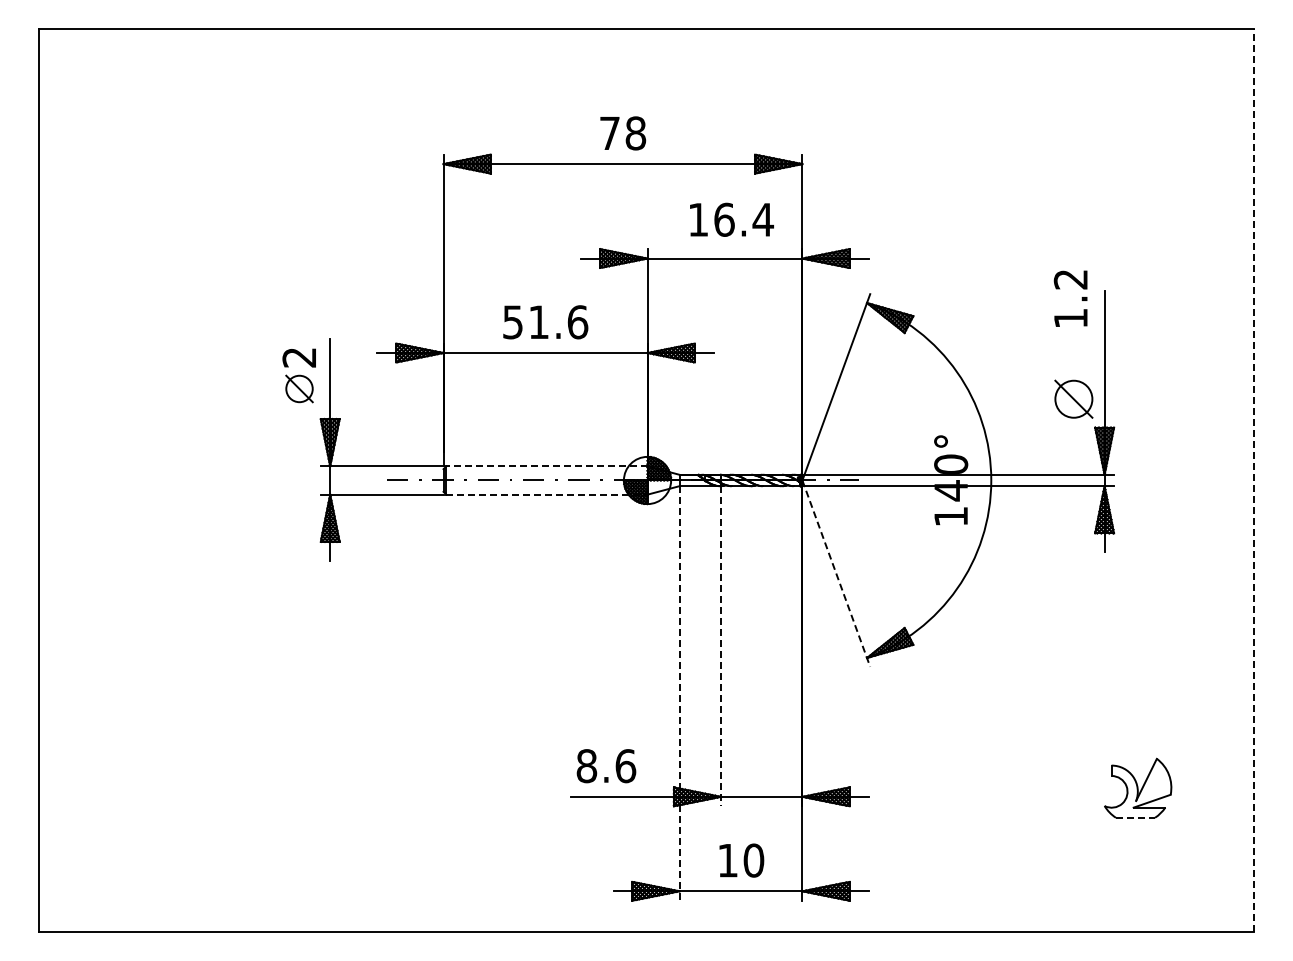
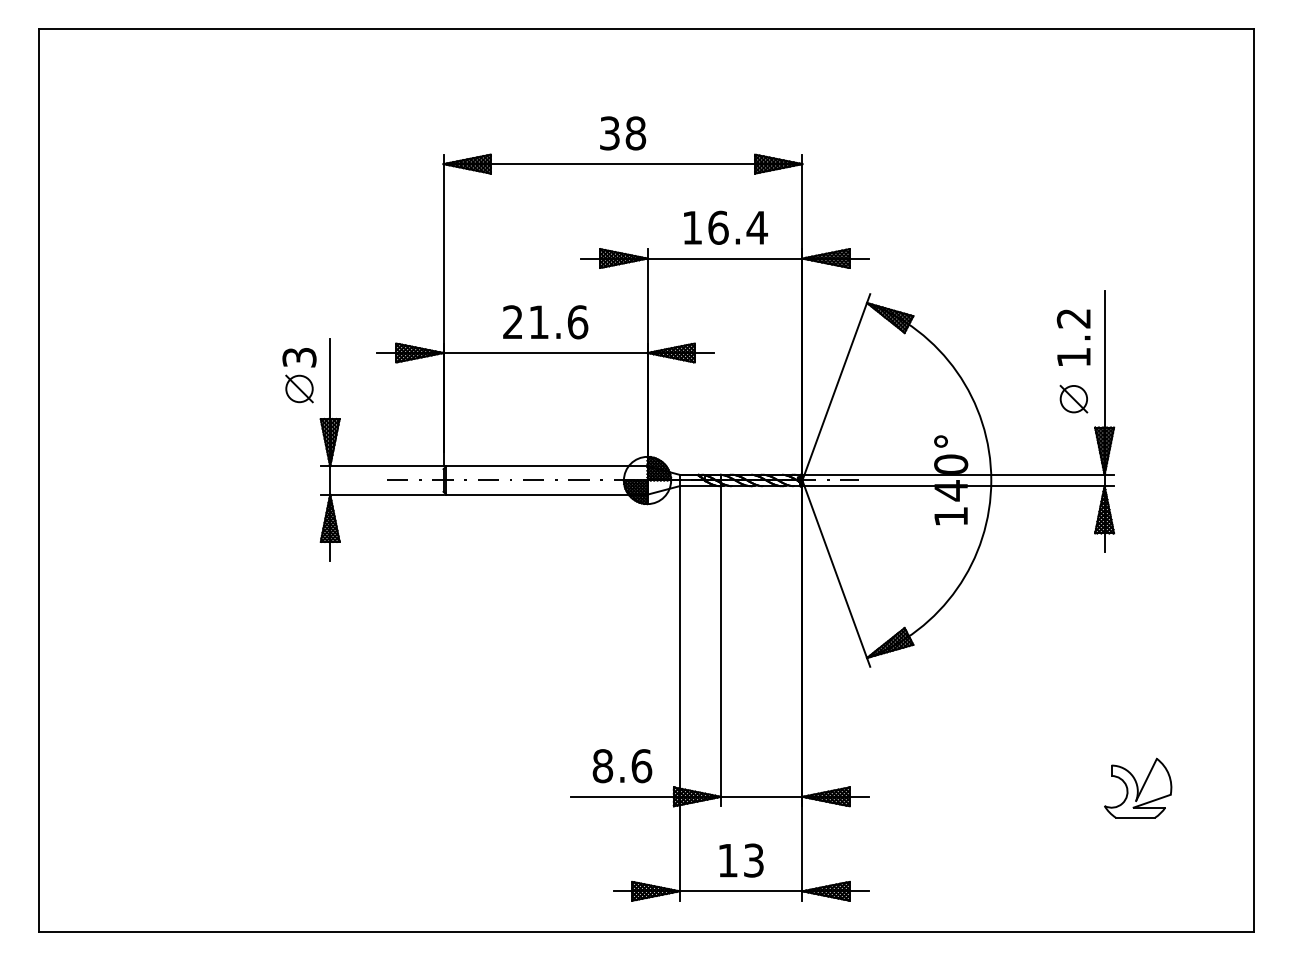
text: 78 -> 38 (609, 133)
text position: (731, 219) -> (725, 227) (725, 227)
text position: (1070, 298) -> (1073, 337) (1073, 337)
text: 51.6 -> 21.6 (512, 322)
text: 2 -> 3 (299, 357)
part size: 40x40 px -> 30x30 px (1073, 398)
line: dashed -> solid (546, 466)
line: dashed -> solid (1254, 480)
line: dashed -> solid (546, 494)
line: dashed -> solid (836, 574)
line: dashed -> solid (721, 646)
line: dashed -> solid (679, 693)
text position: (606, 766) -> (622, 766) (622, 766)
line: dashed -> solid (1135, 817)
text: 10 -> 13 (753, 860)
